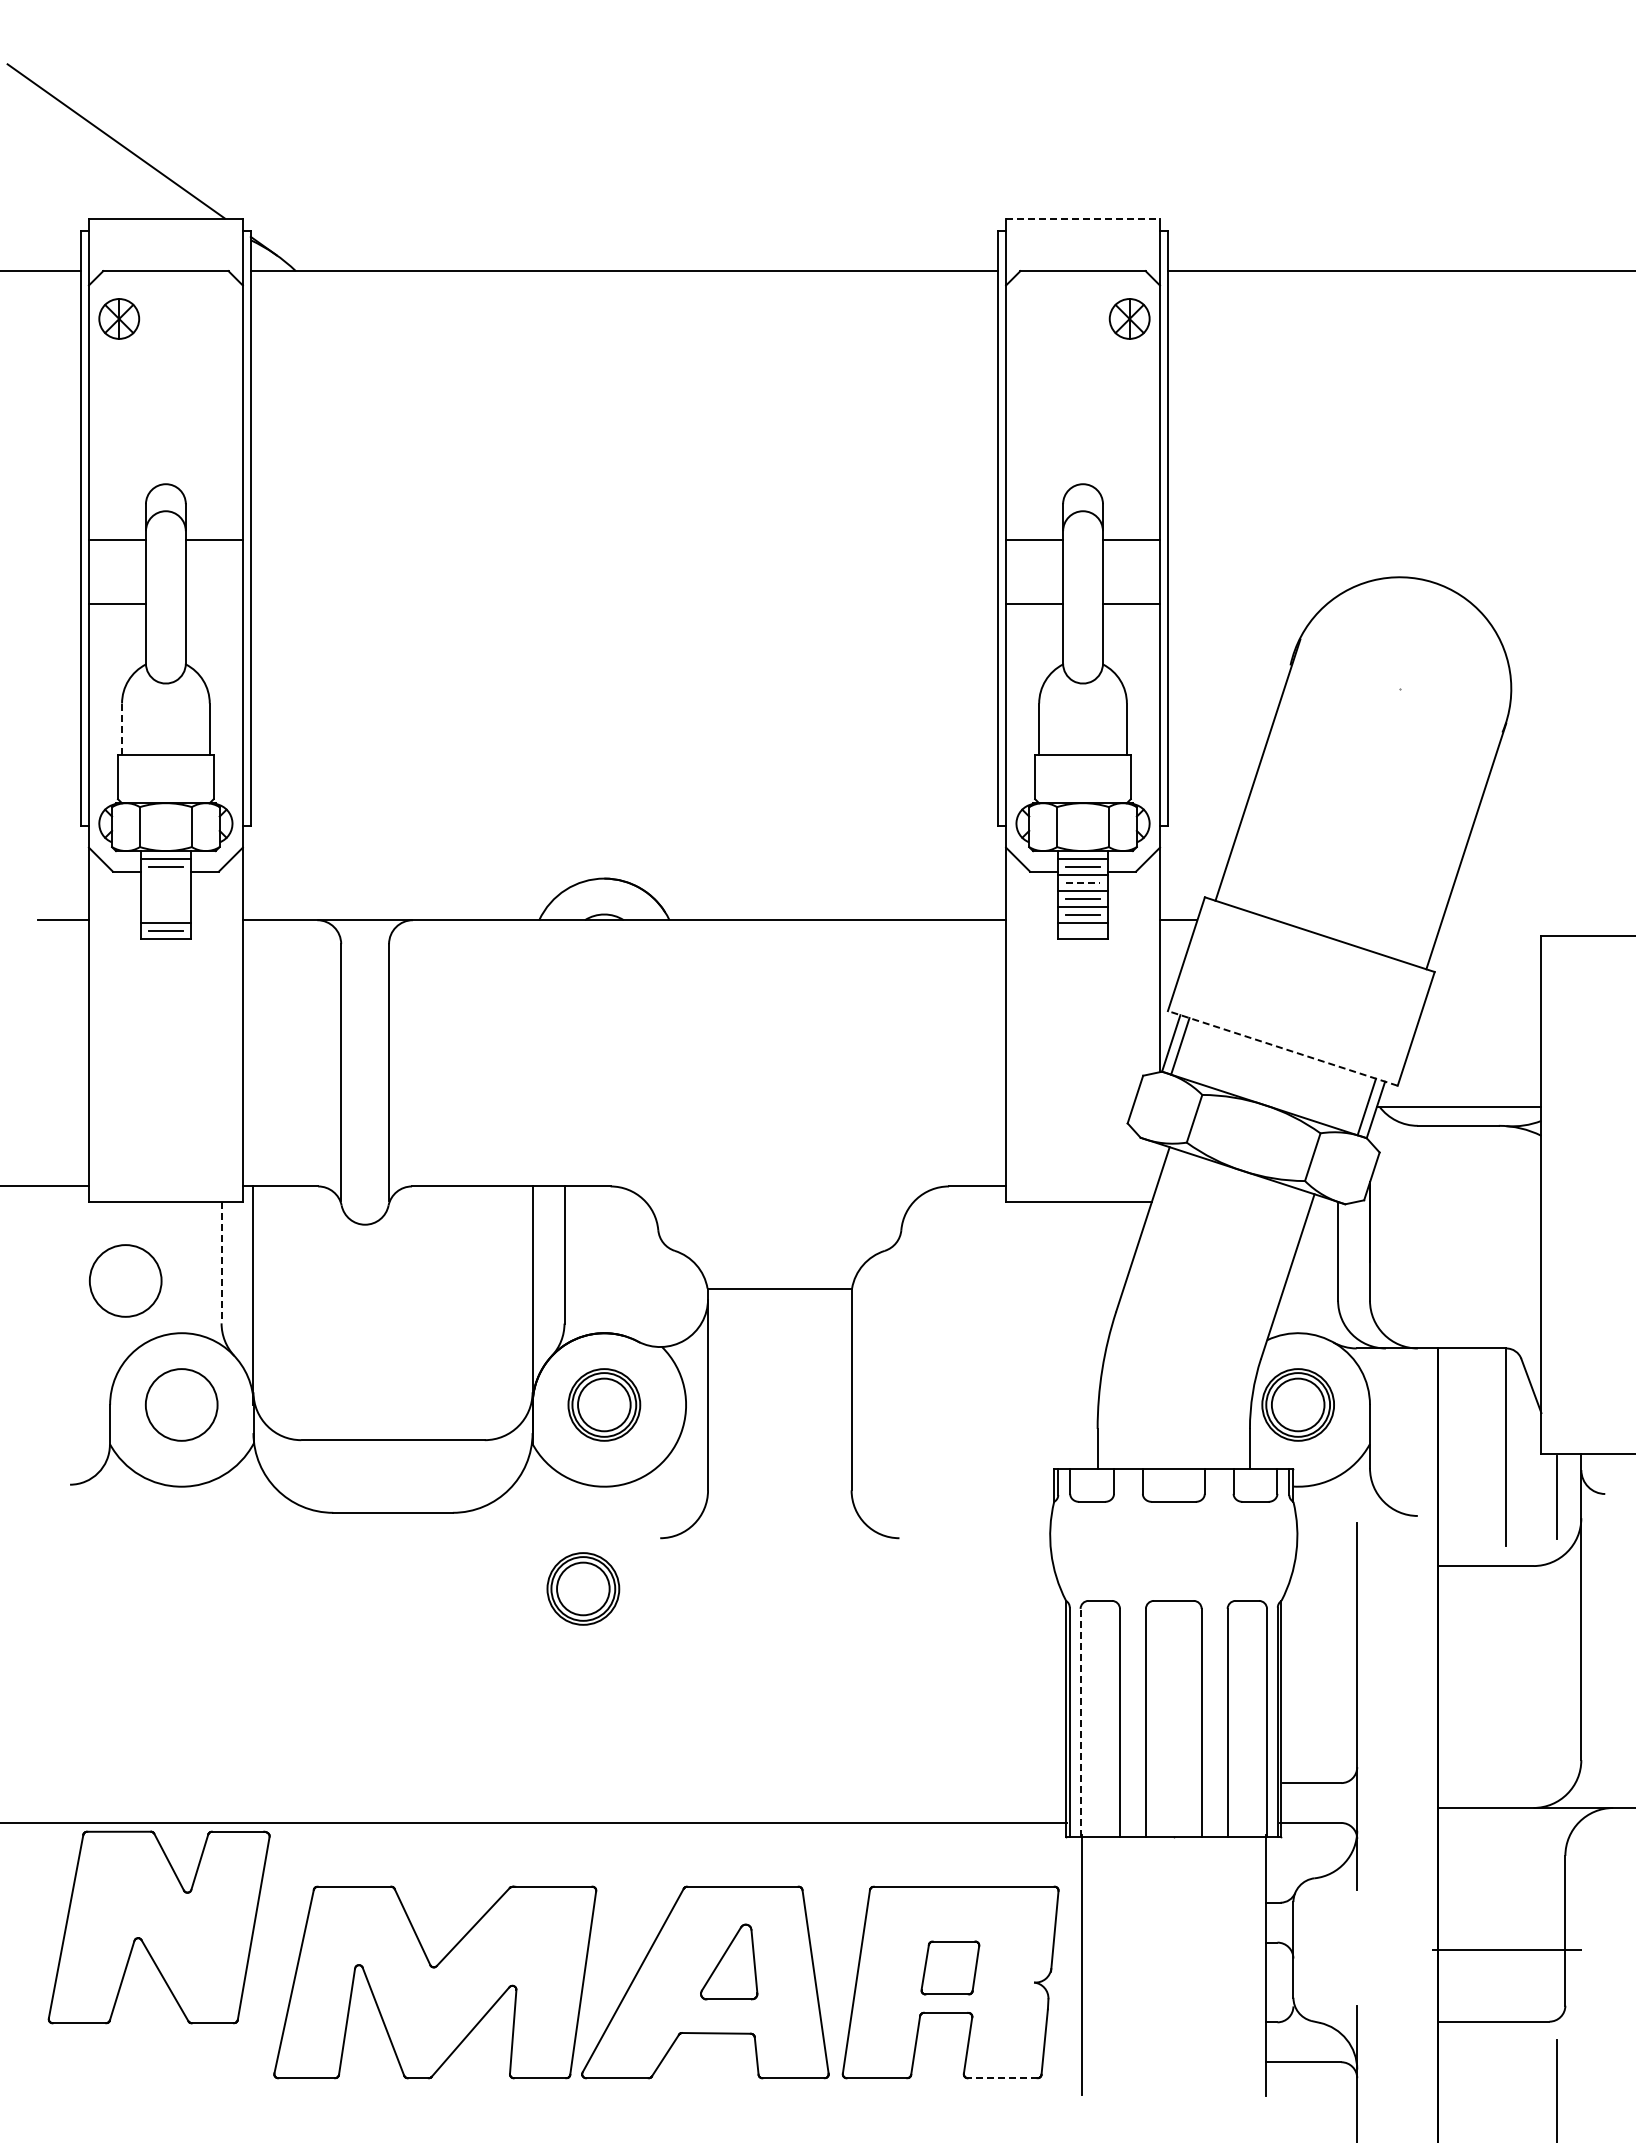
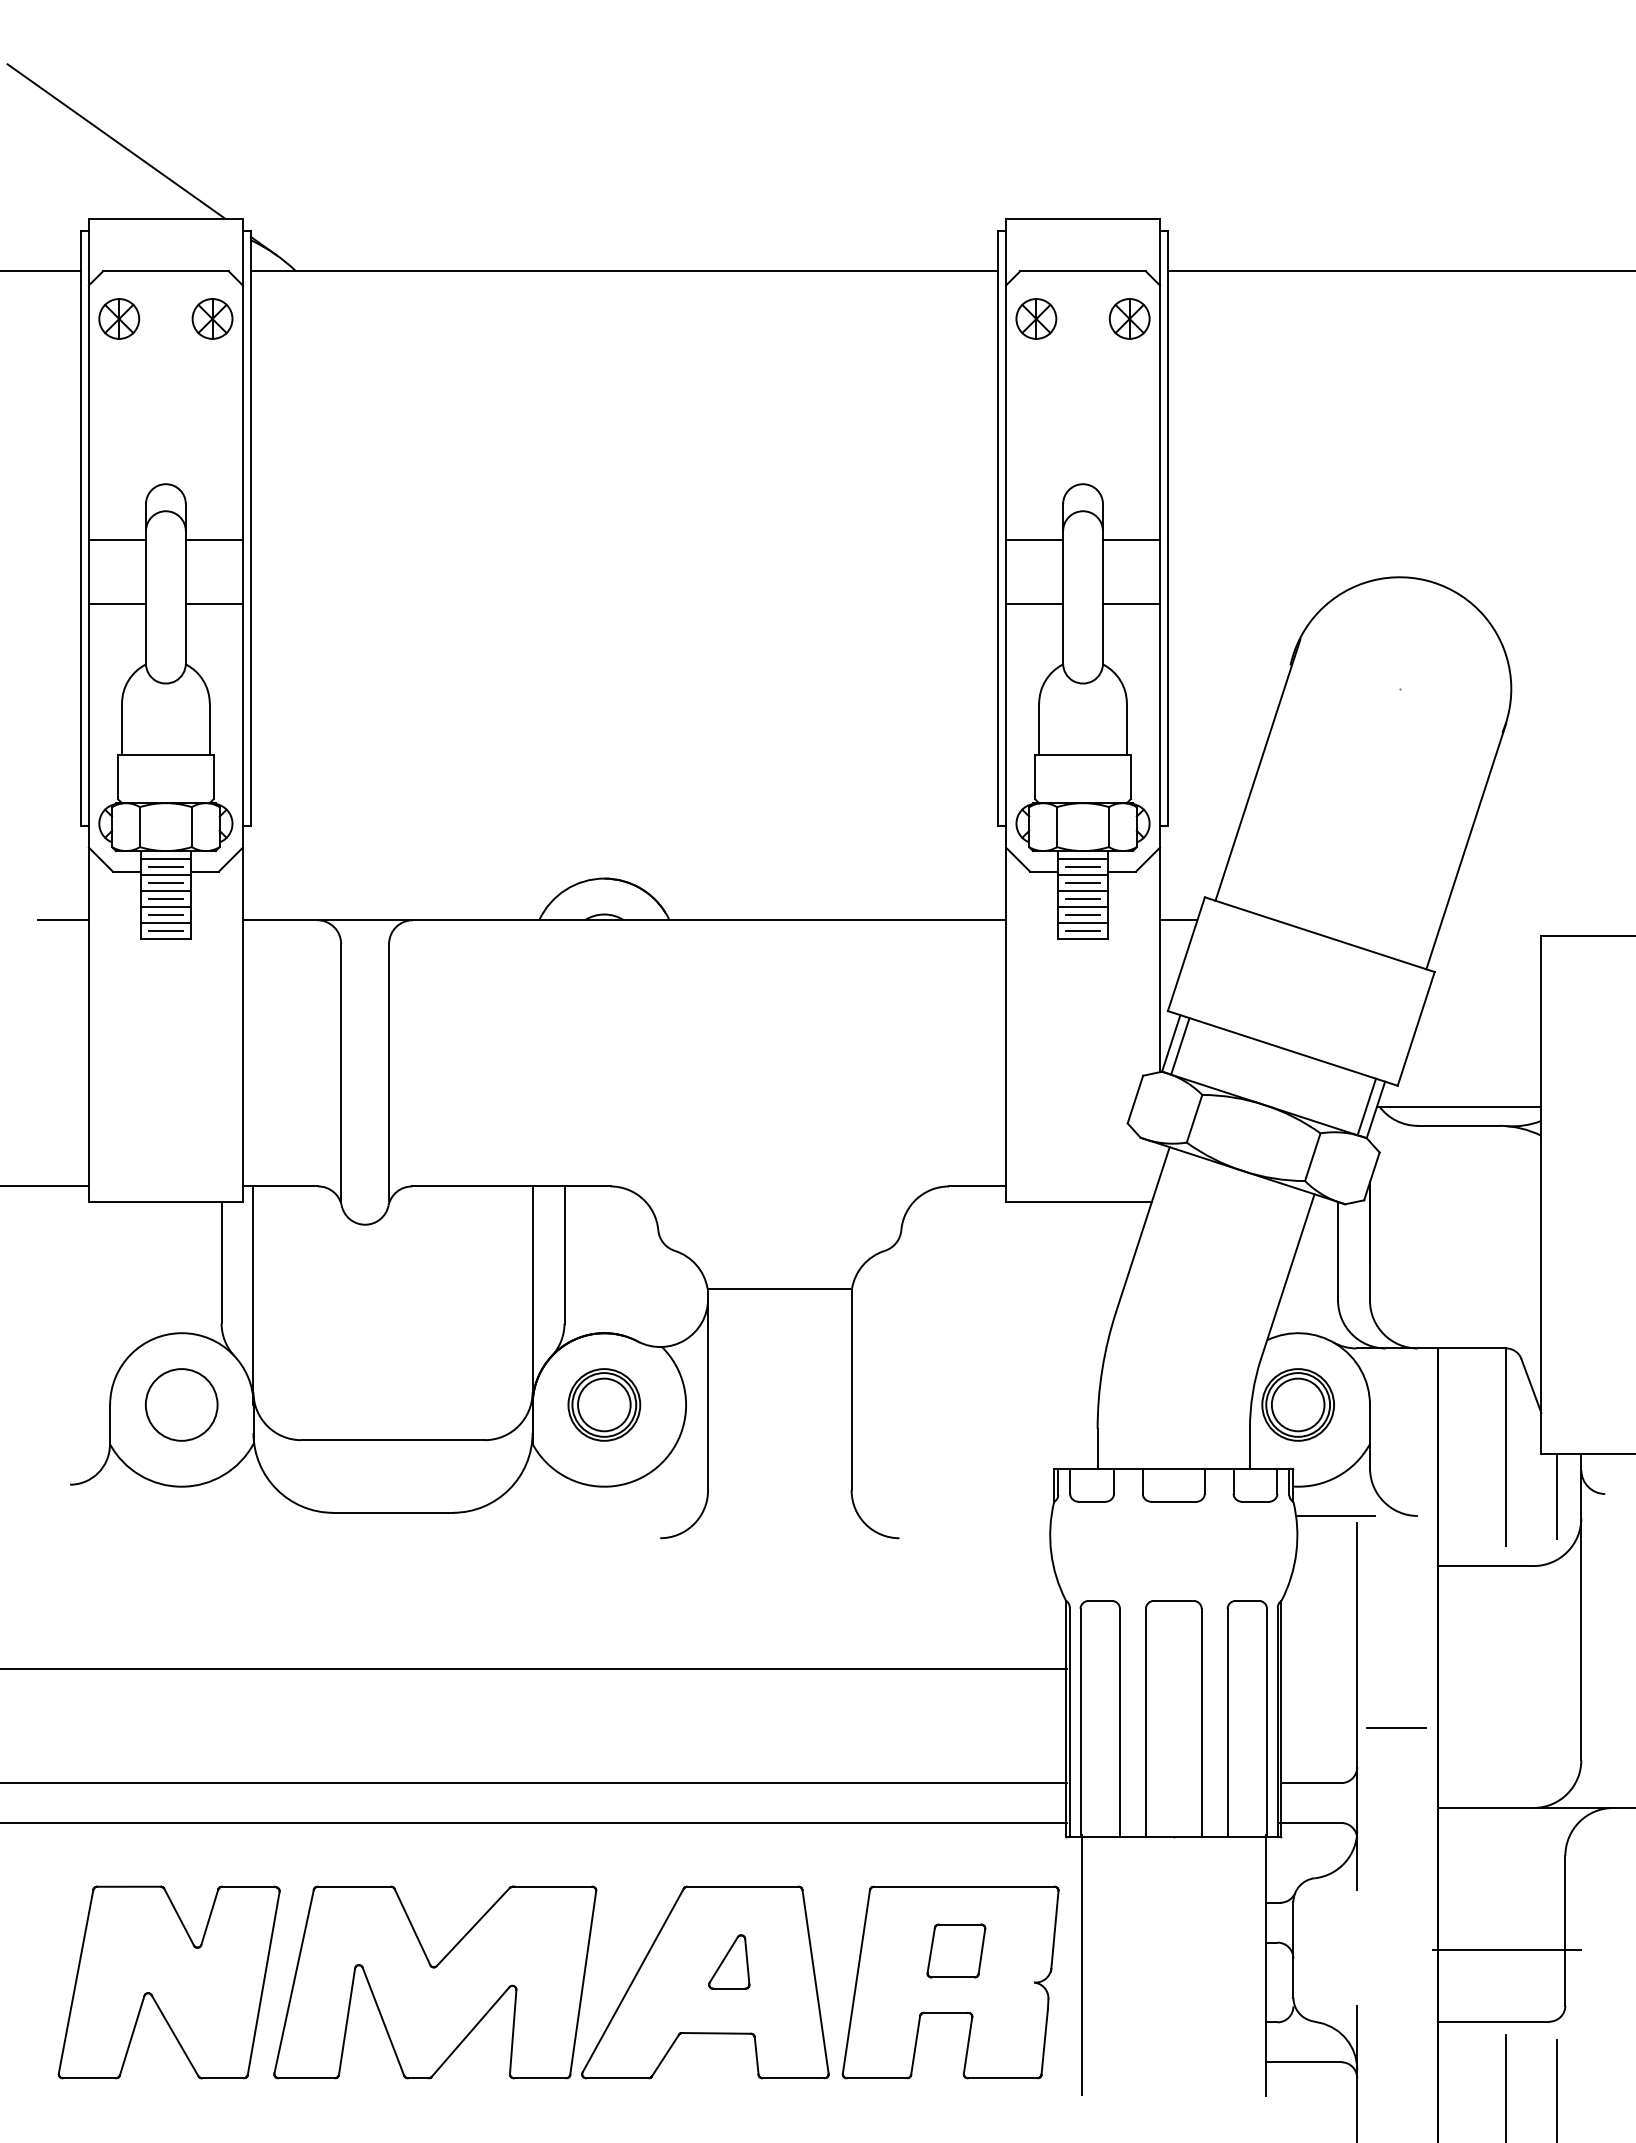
line: dashed -> solid (1083, 218)
part: none -> present (212, 318)
part: none -> present (1036, 318)
line: none -> present (213, 603)
line: dashed -> solid (122, 729)
line: none -> present (165, 874)
line: none -> present (165, 882)
line: dashed -> solid (1083, 882)
line: none -> present (165, 890)
line: none -> present (165, 898)
line: none -> present (165, 906)
line: none -> present (165, 914)
line: none -> present (1082, 930)
line: dashed -> solid (1282, 1048)
line: dashed -> solid (221, 1263)
circle: present -> none (125, 1280)
line: none -> present (1336, 1515)
part: present -> none (583, 1588)
line: none -> present (534, 1669)
line: dashed -> solid (1080, 1722)
line: none -> present (1396, 1727)
line: none -> present (534, 1783)
part position: (158, 1927) -> (168, 1982) (168, 1982)
part size: 59x78 px -> 43x56 px (729, 1961)
part position: (950, 1967) -> (956, 1950) (956, 1950)
line: dashed -> solid (1002, 2078)
line: none -> present (1506, 2087)
